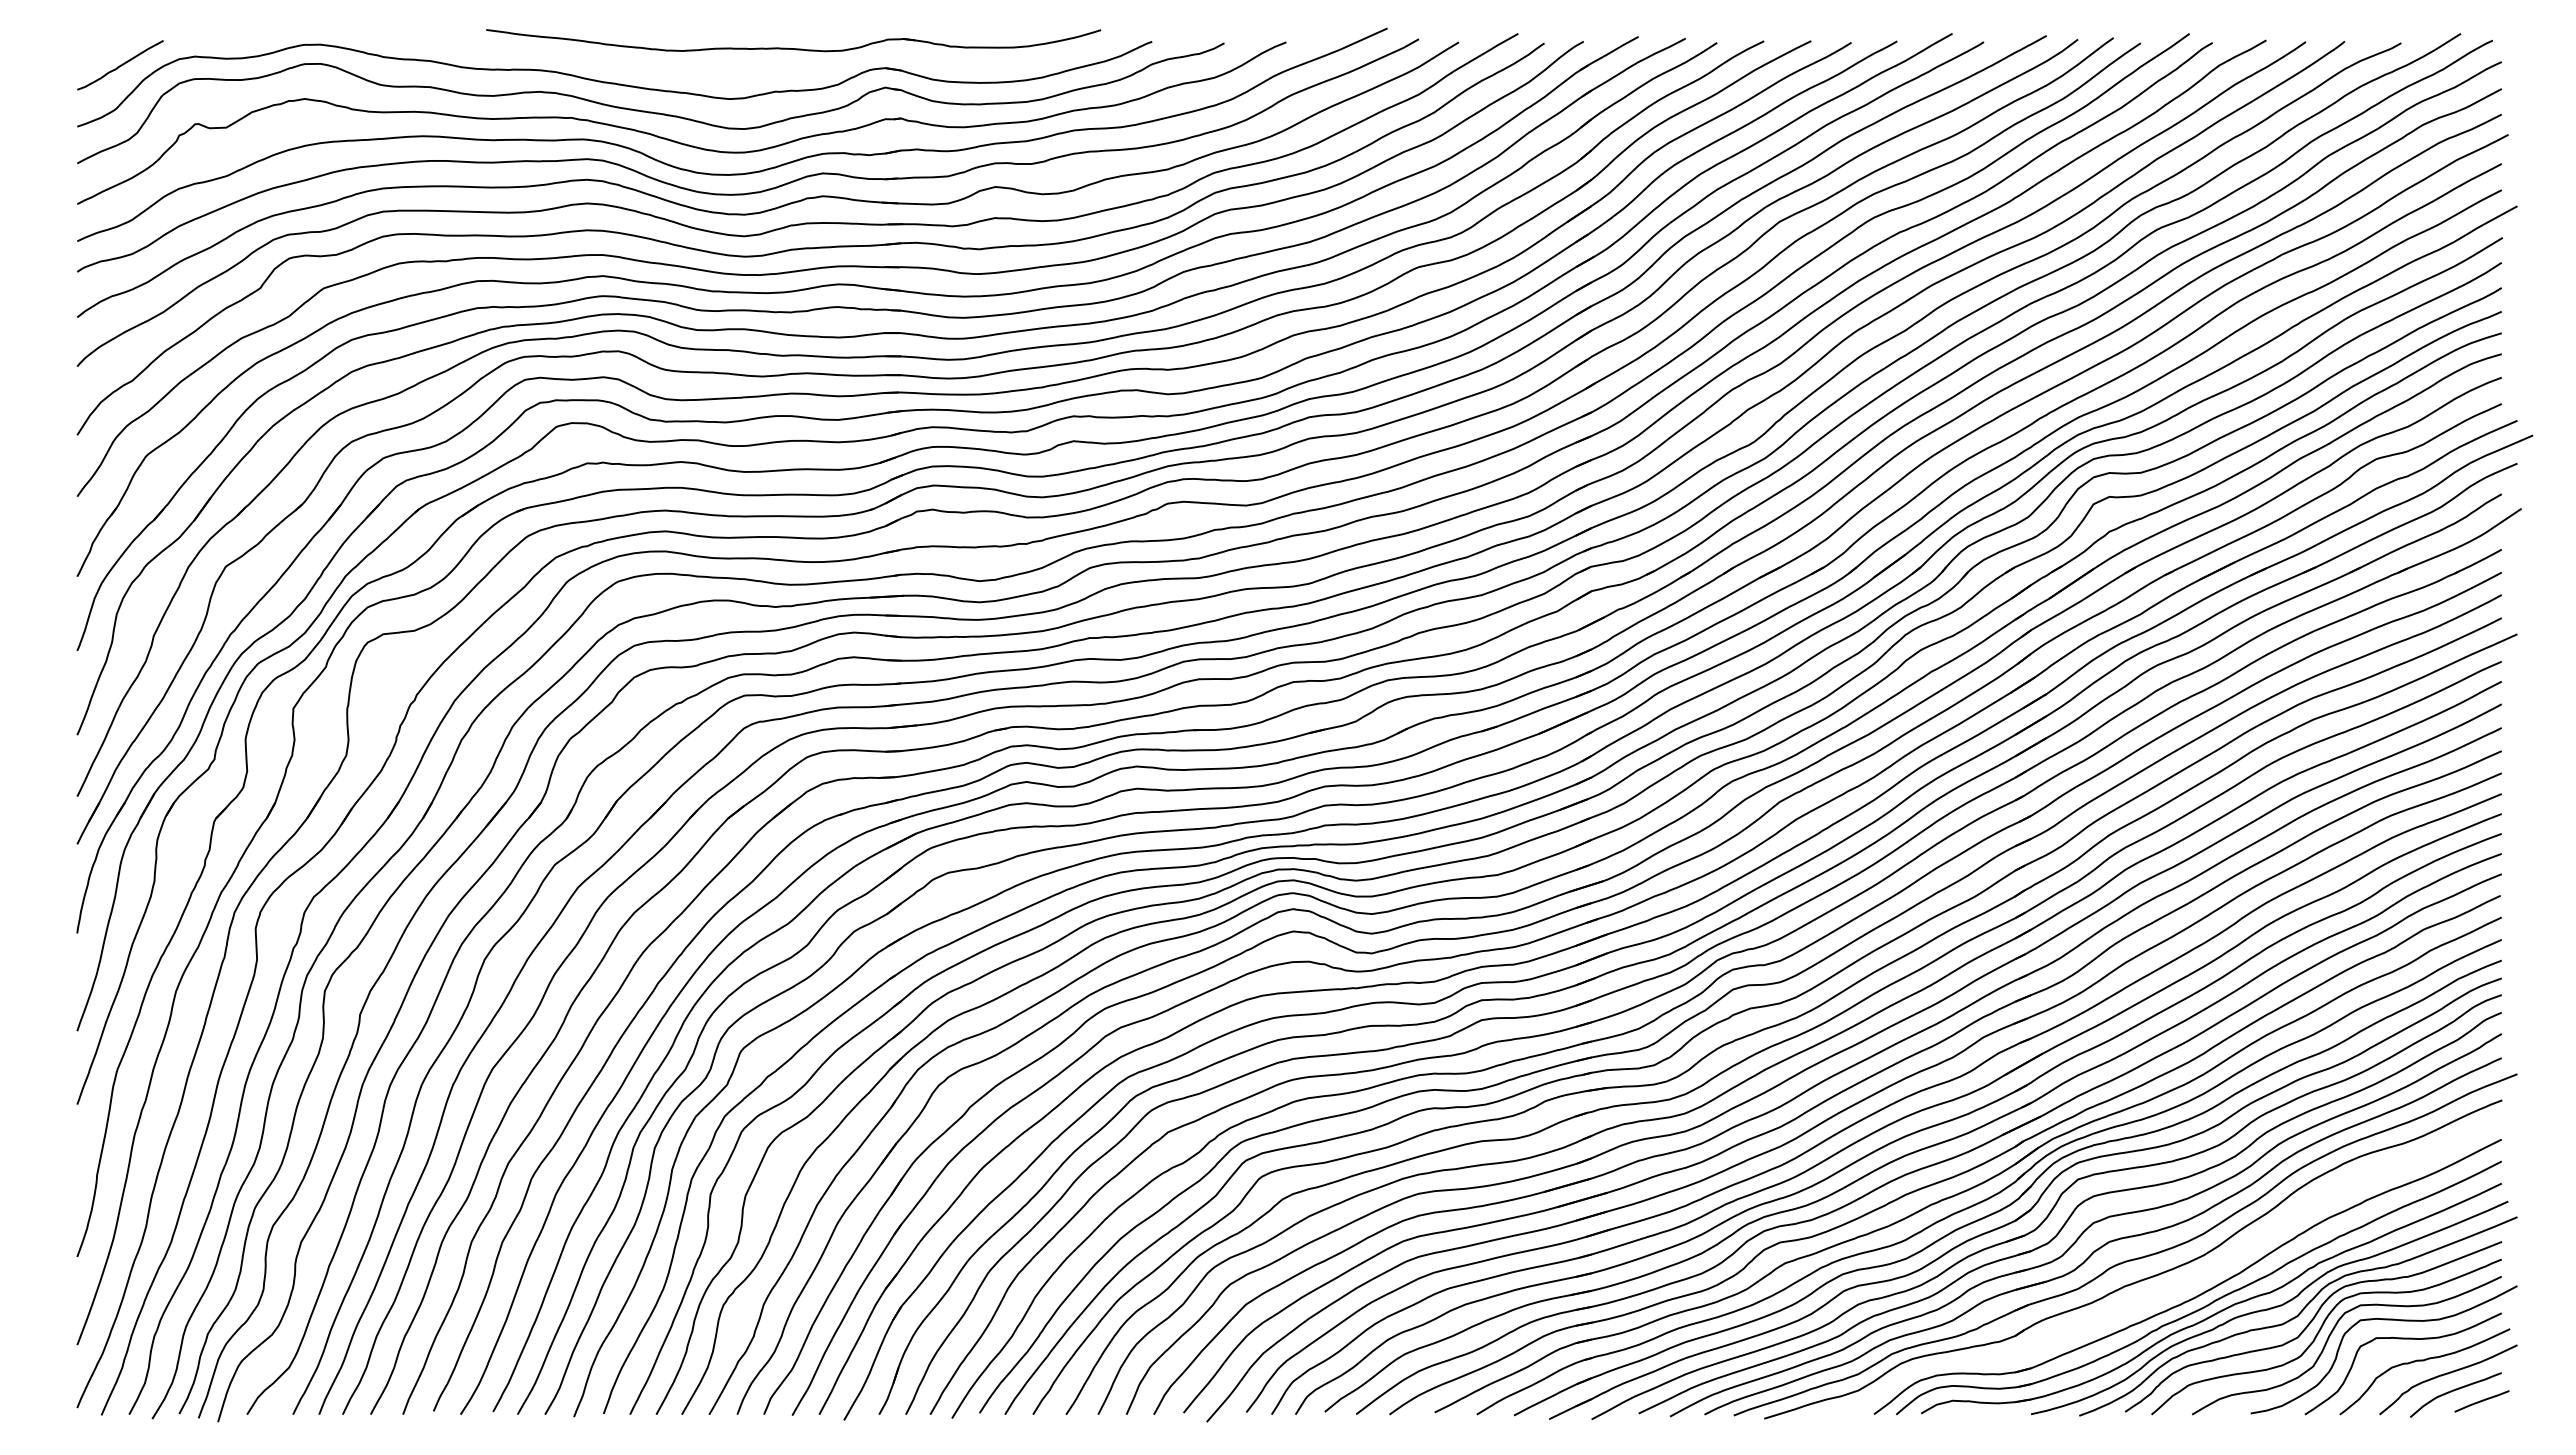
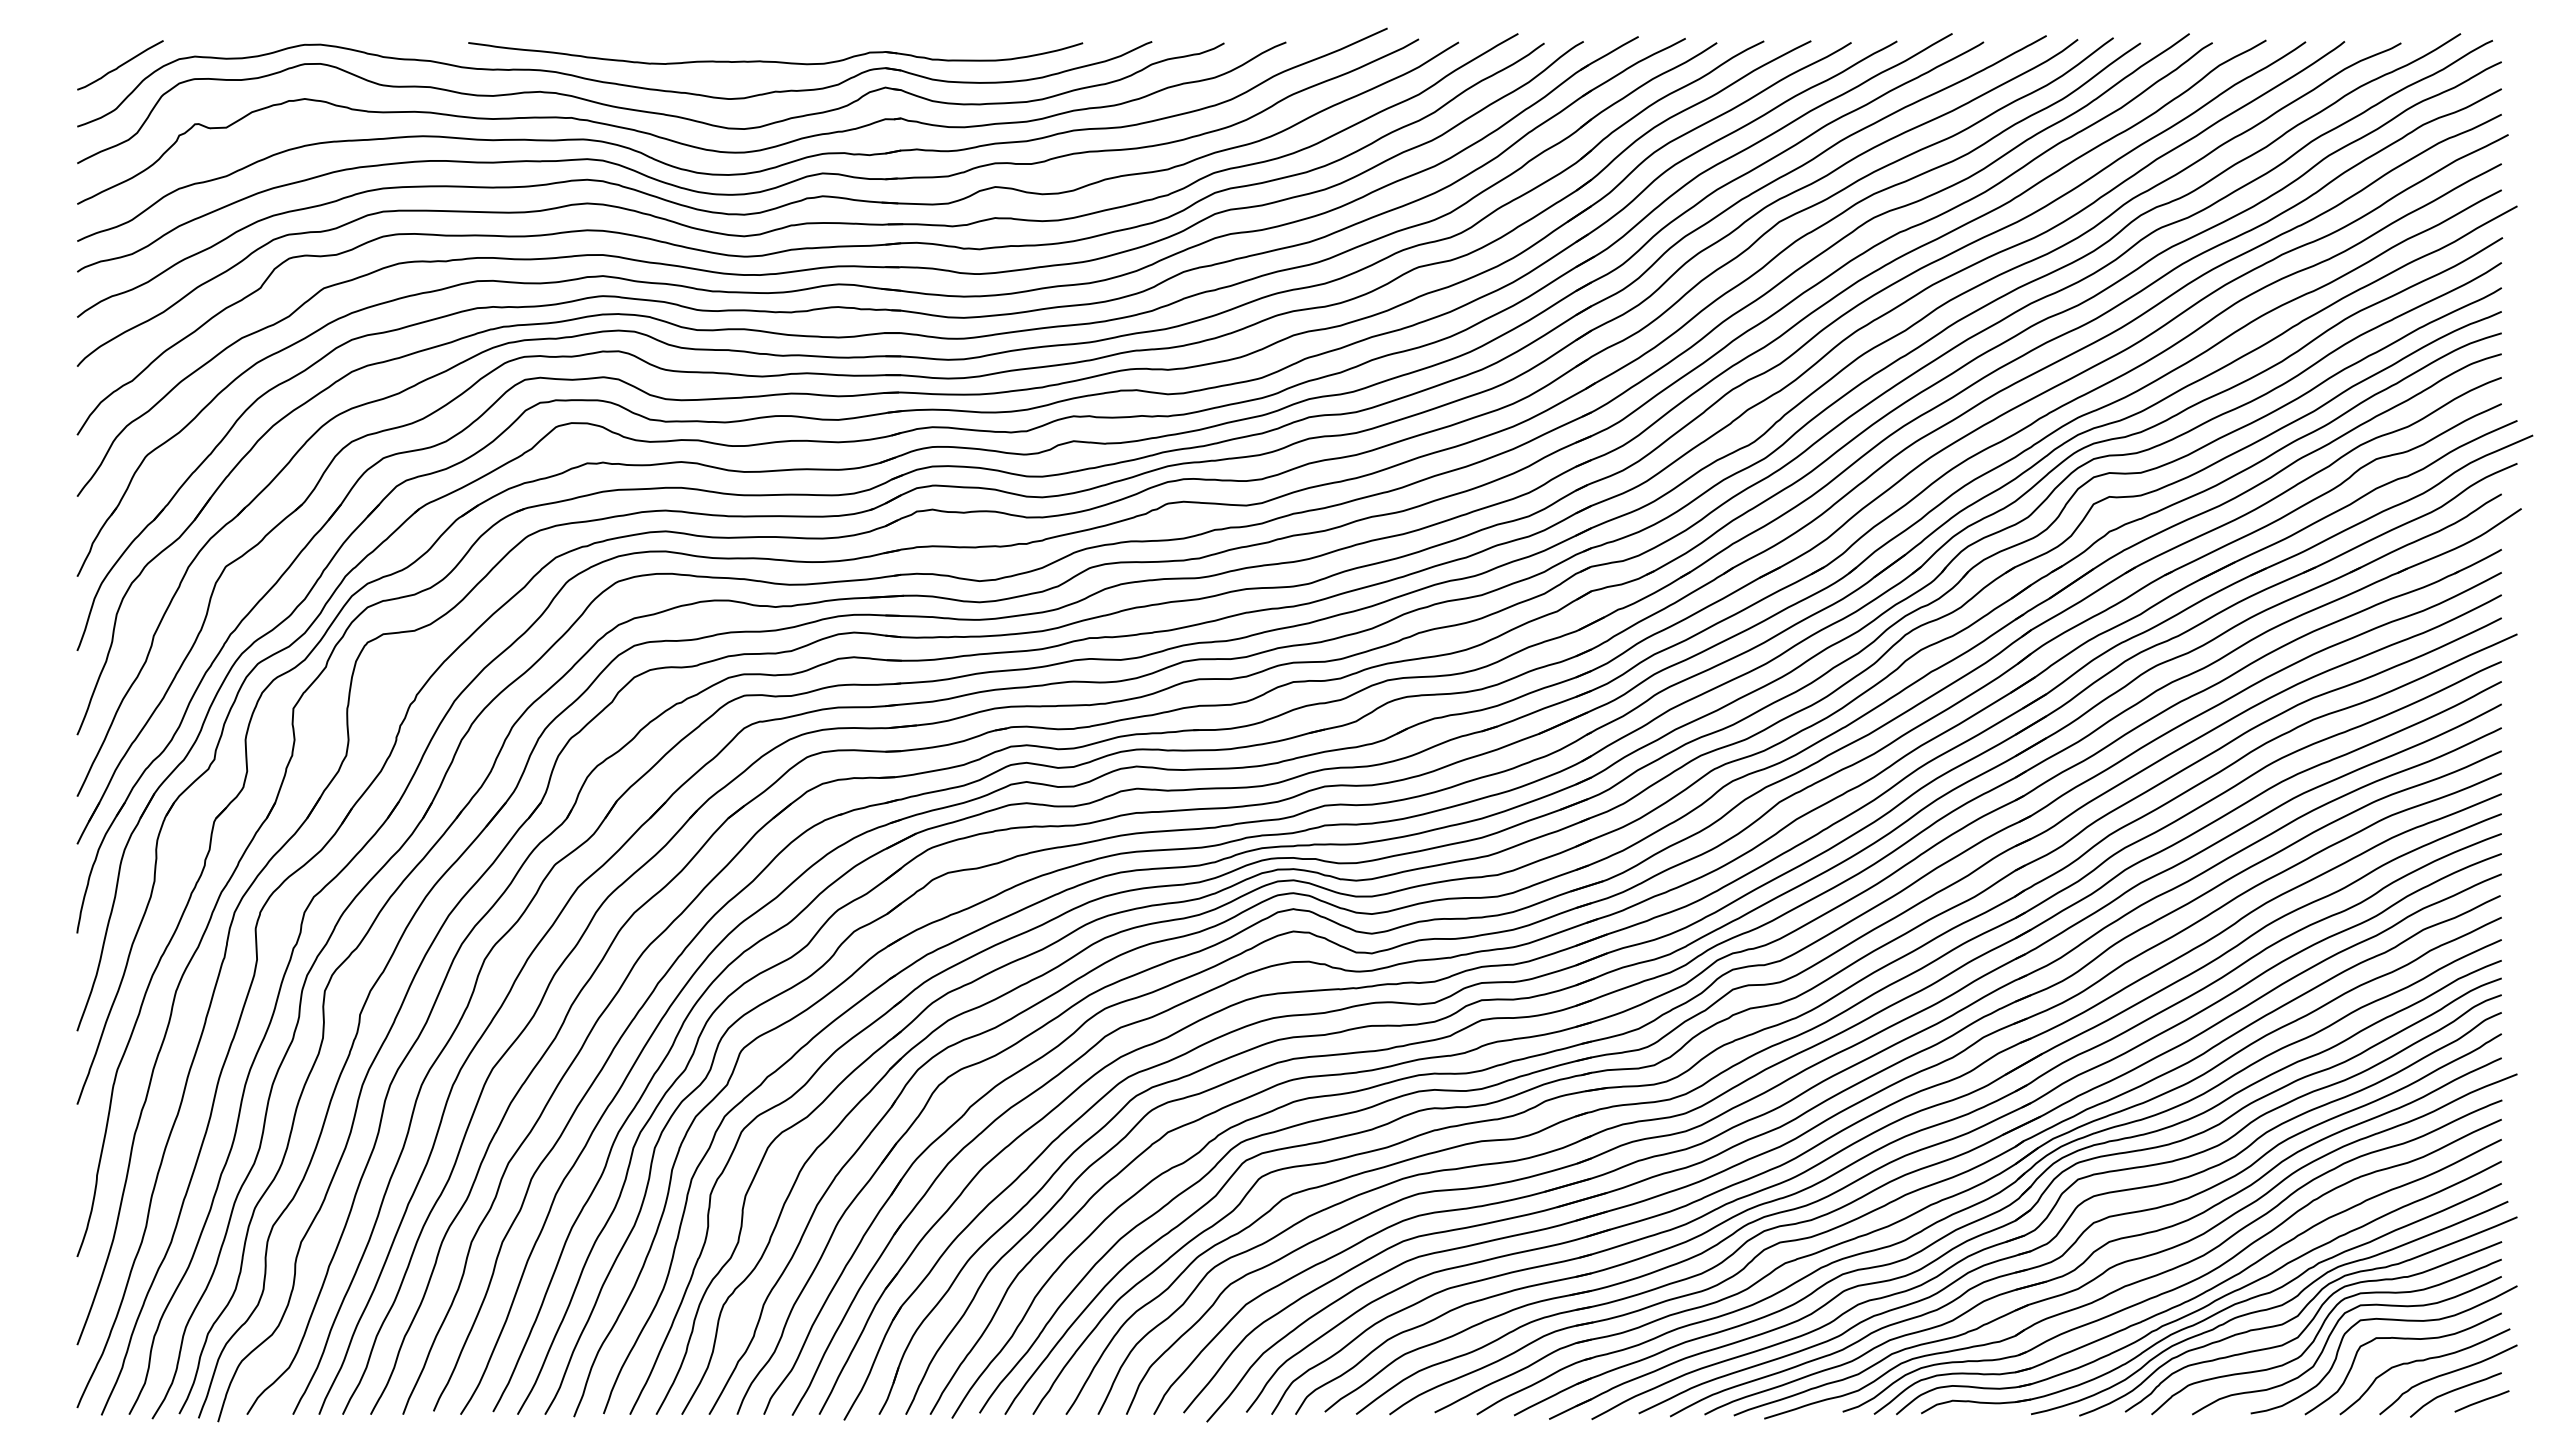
part position: (793, 48) -> (775, 61) (775, 61)
part: none -> present (2177, 1286)
